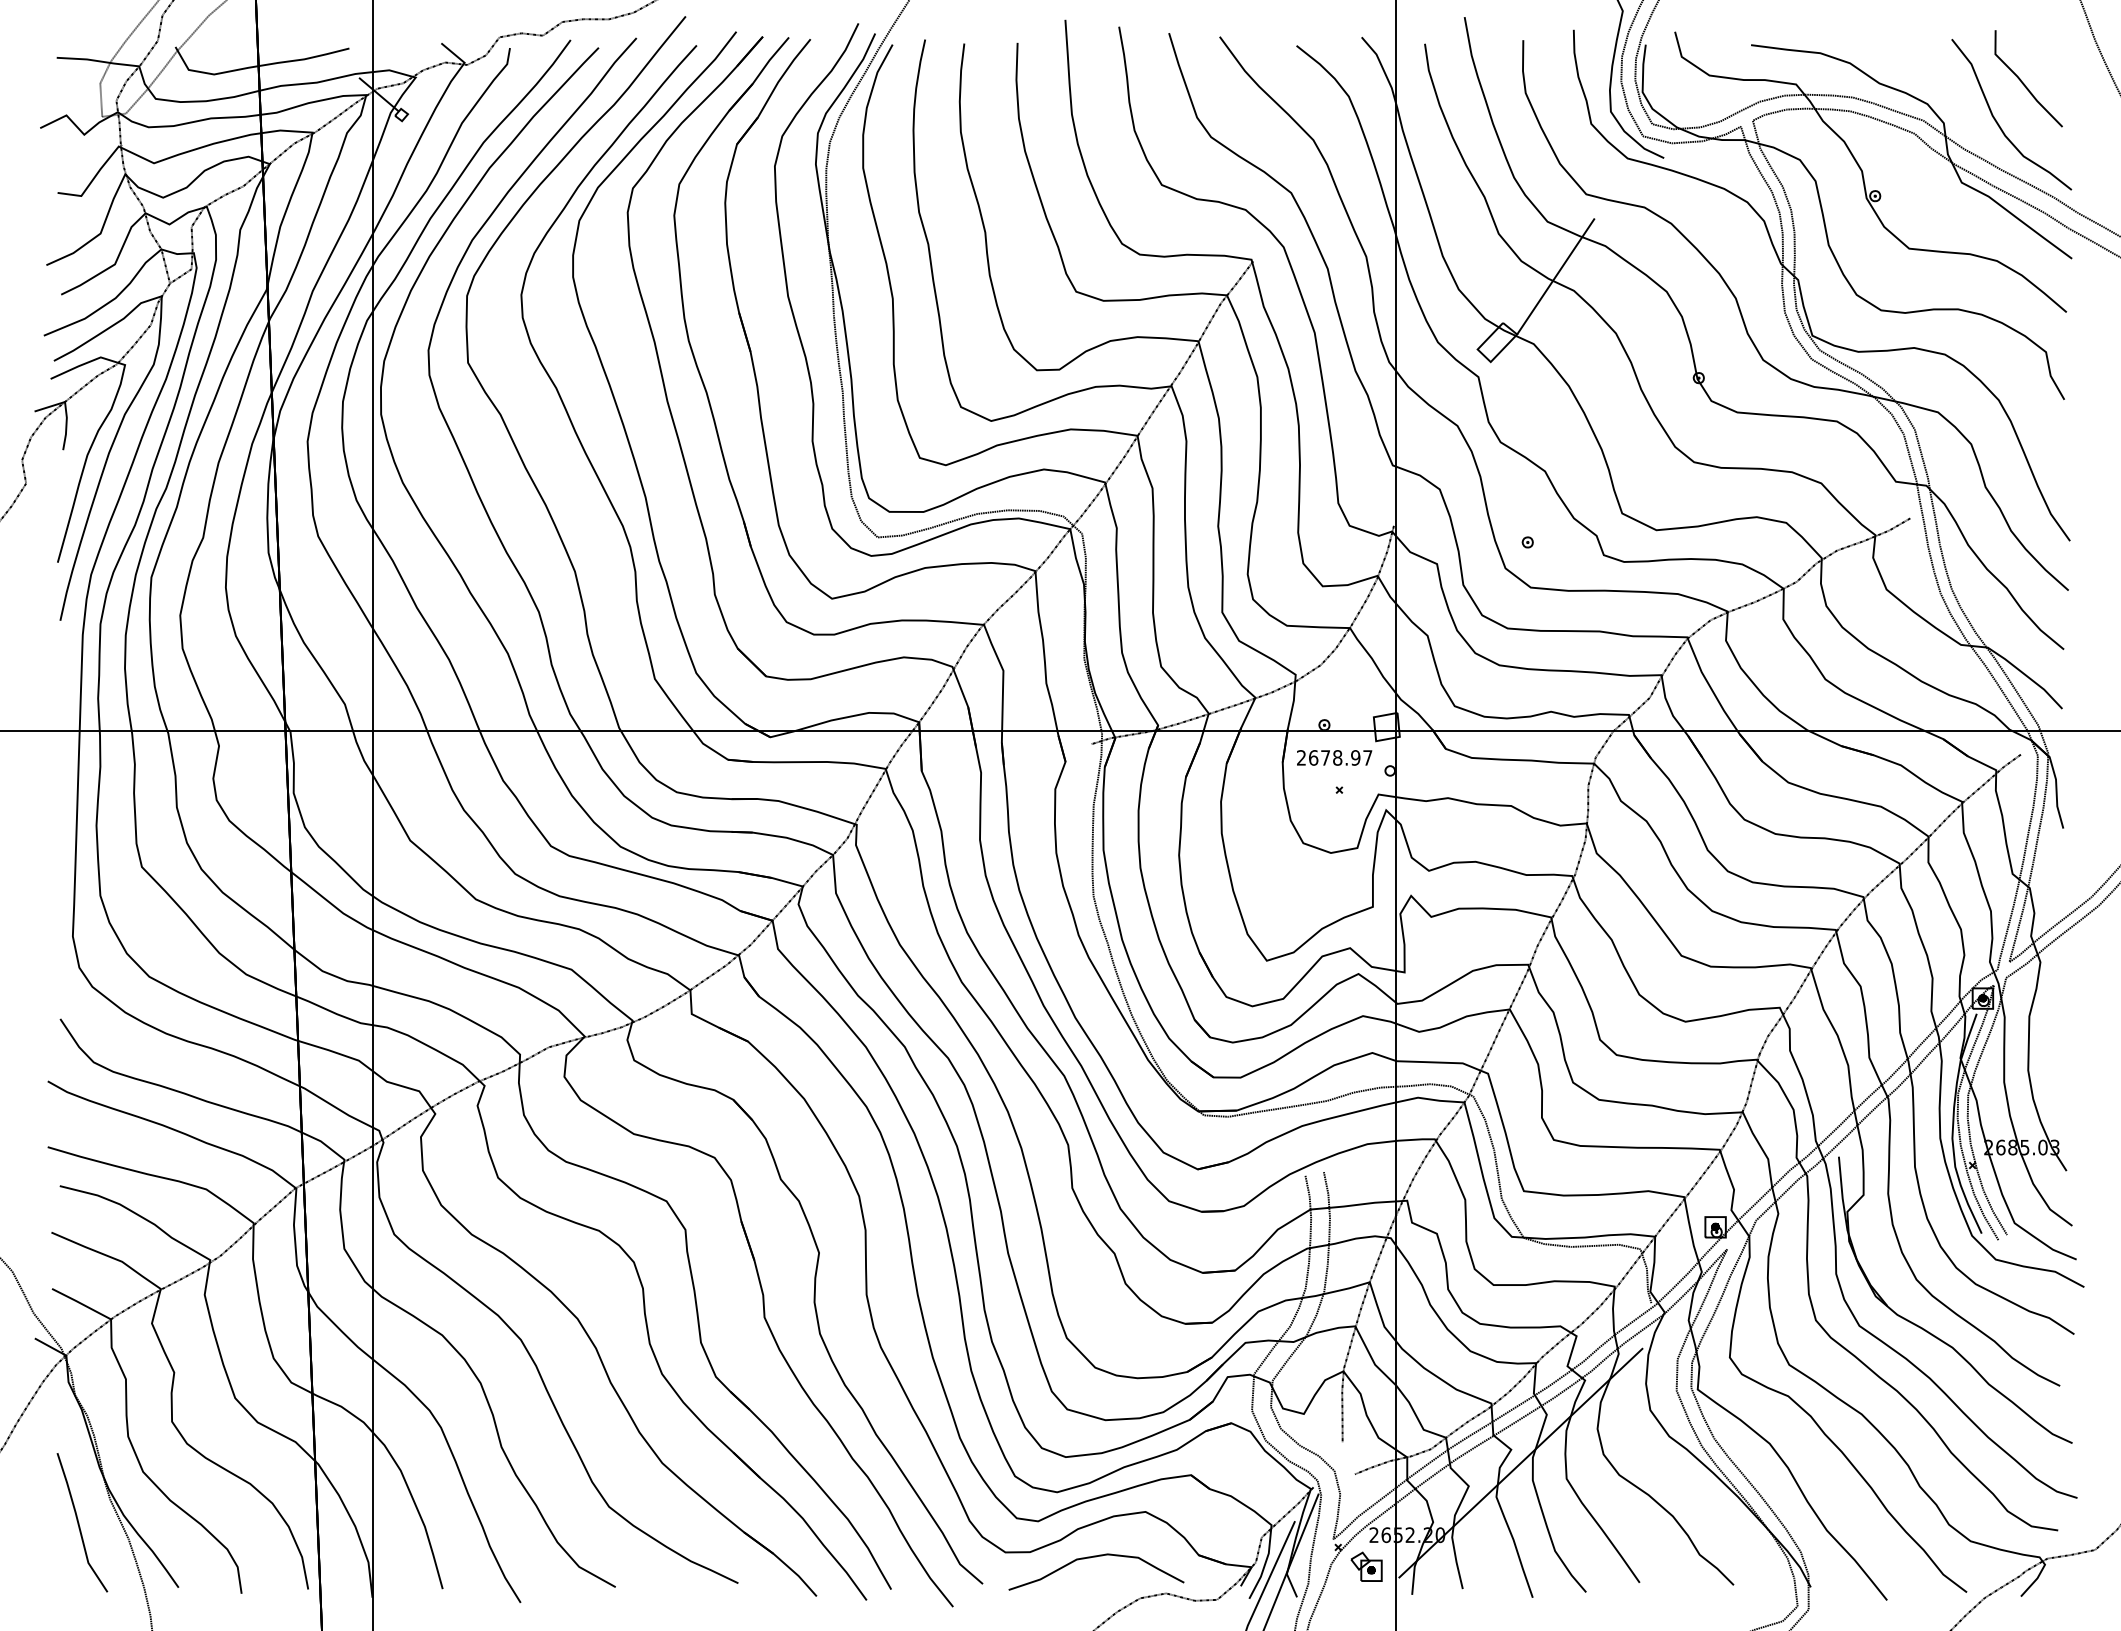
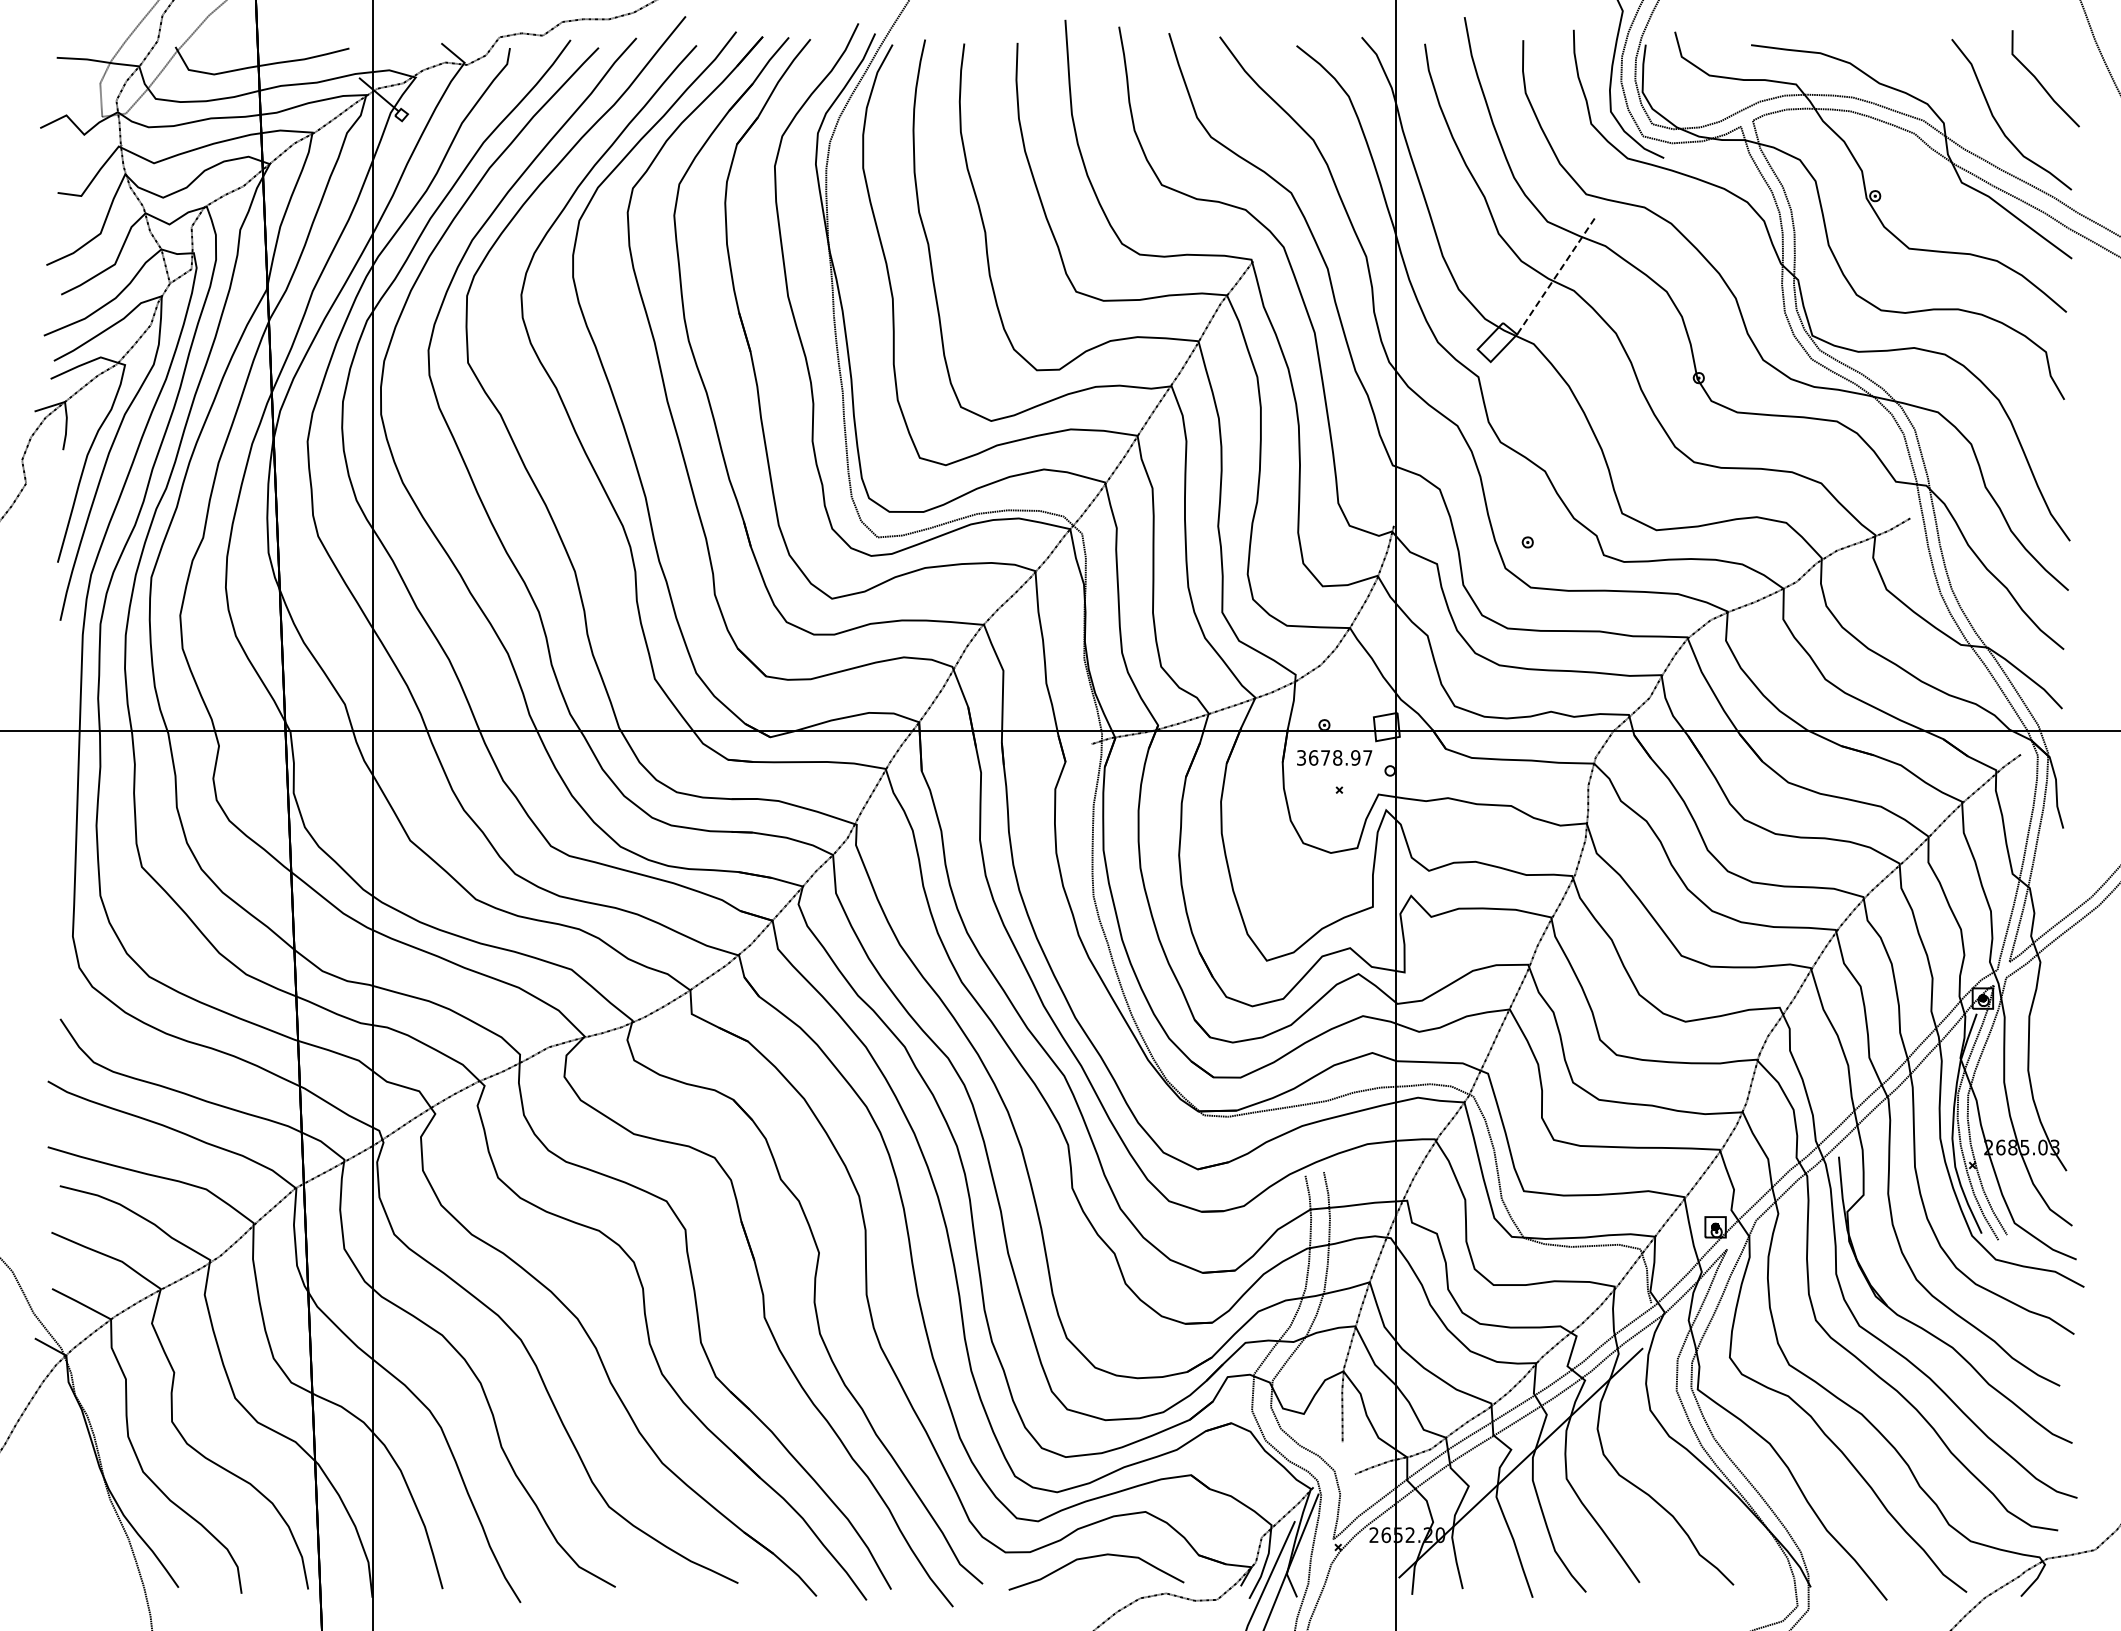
line position: (2023, 82) -> (2040, 82) (2040, 82)
line: solid -> dashed (1555, 276)
text: 2678.97 -> 3678.97 (1301, 757)
curve: present -> none (79, 1522)
part: present -> none (1366, 1566)
